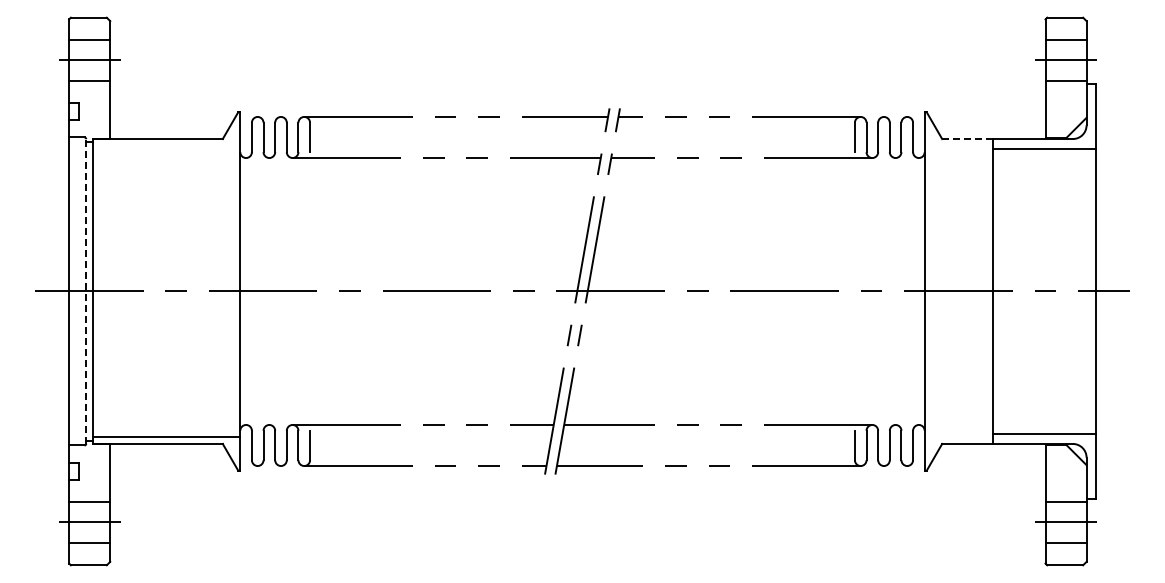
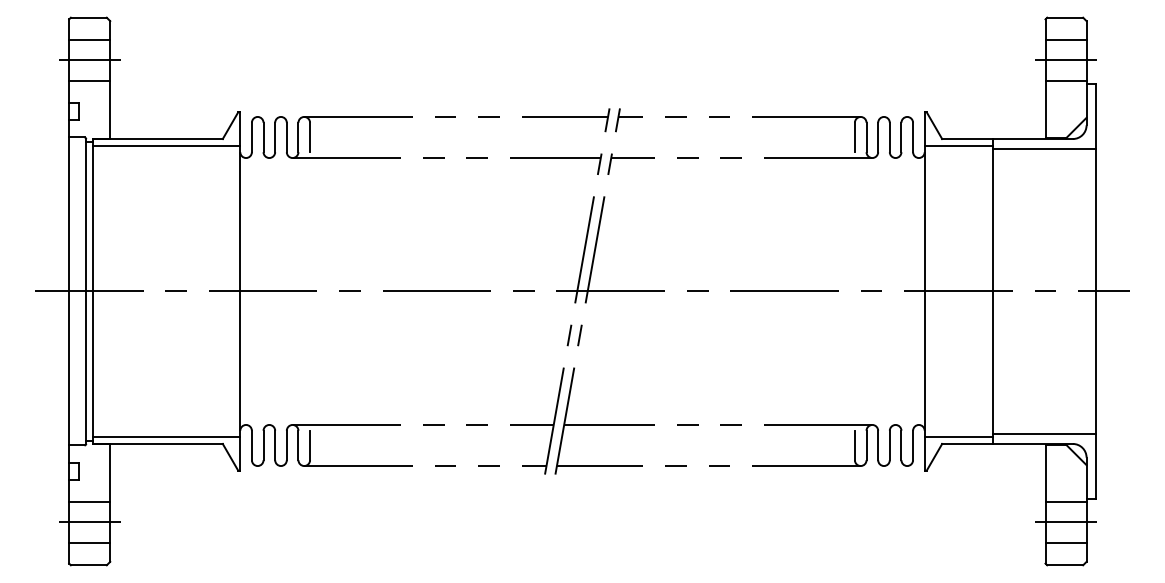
line: dashed -> solid (967, 139)
line: none -> present (166, 145)
line: none -> present (958, 145)
line: dashed -> solid (86, 291)
line: none -> present (958, 437)
